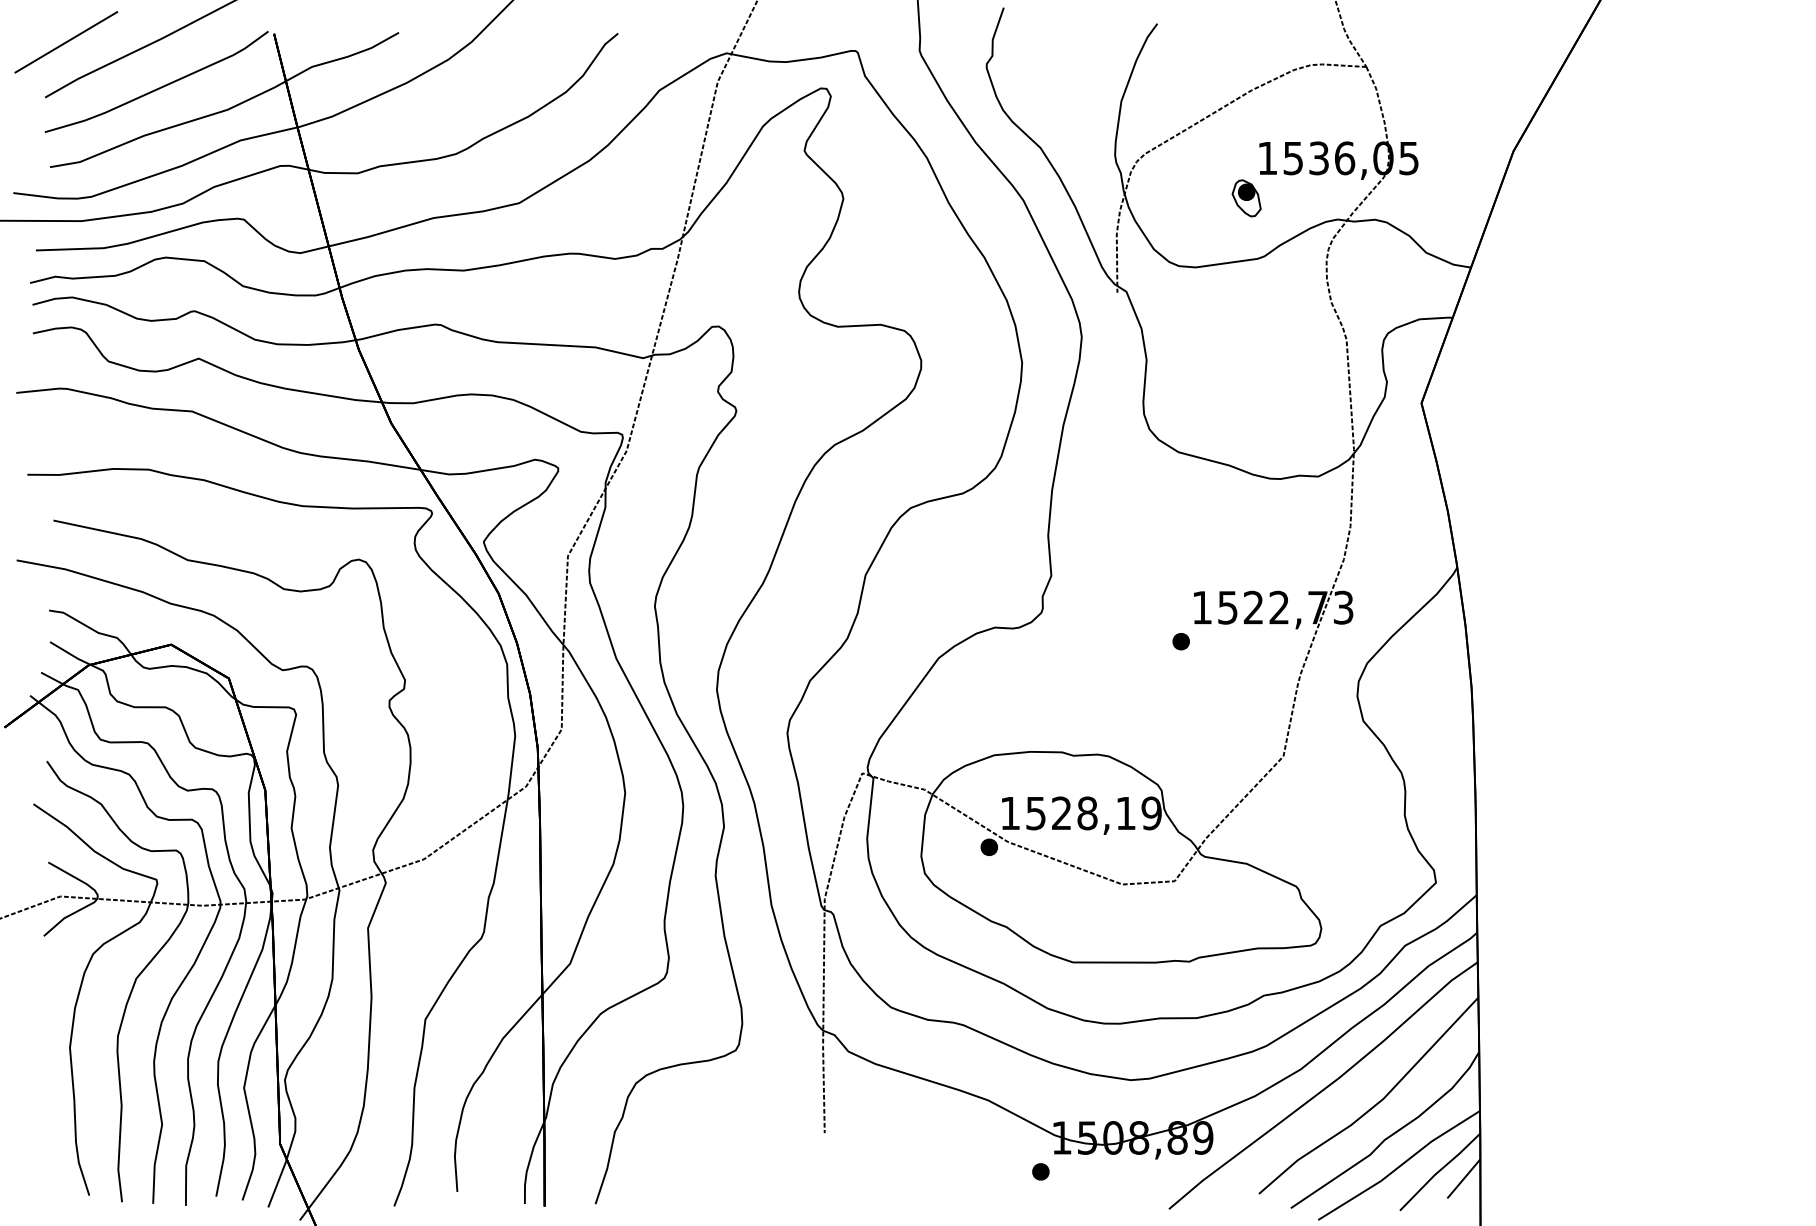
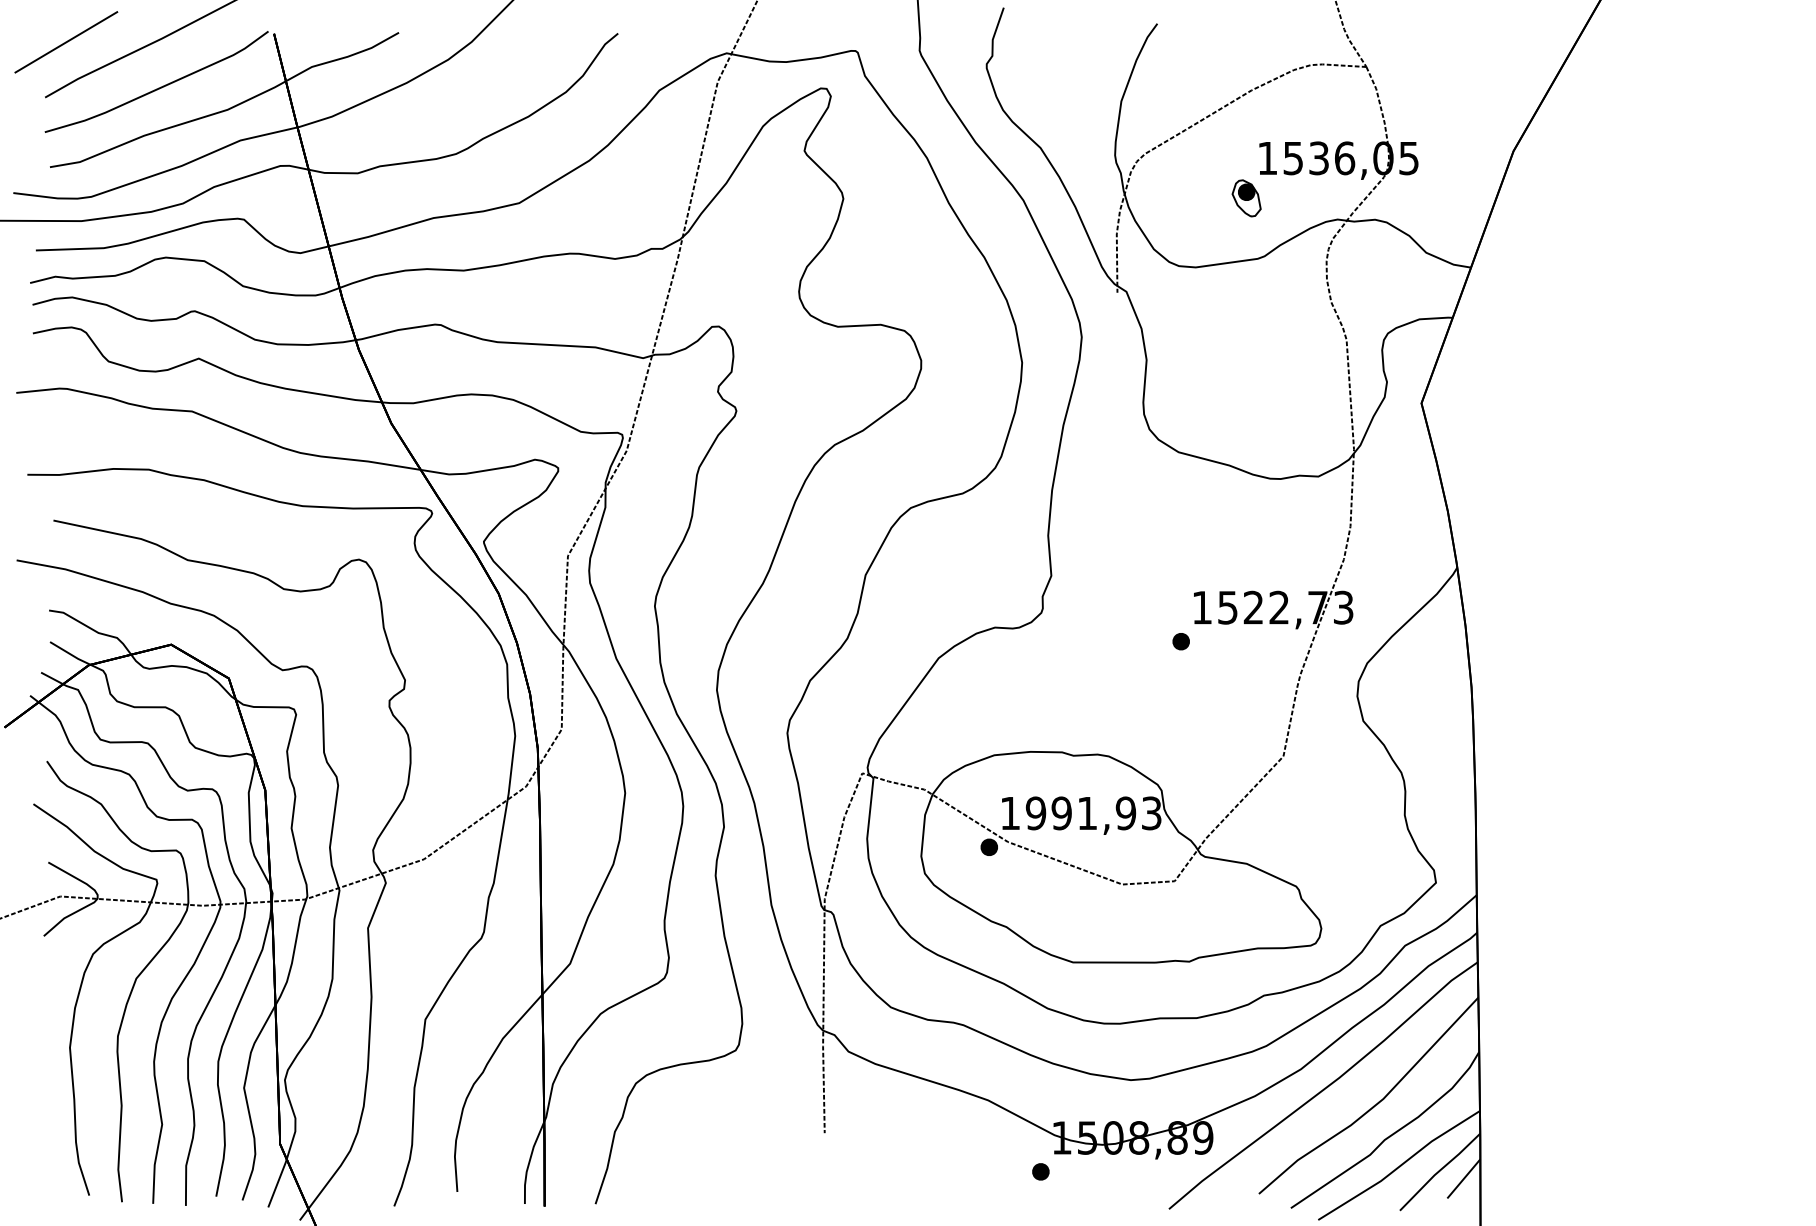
text: 1528,19 -> 1991,93 (1093, 813)
